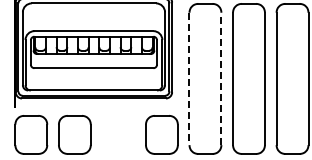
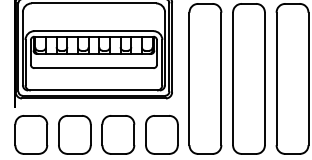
line: dashed -> solid (221, 78)
line: dashed -> solid (189, 79)
part: none -> present (118, 134)
